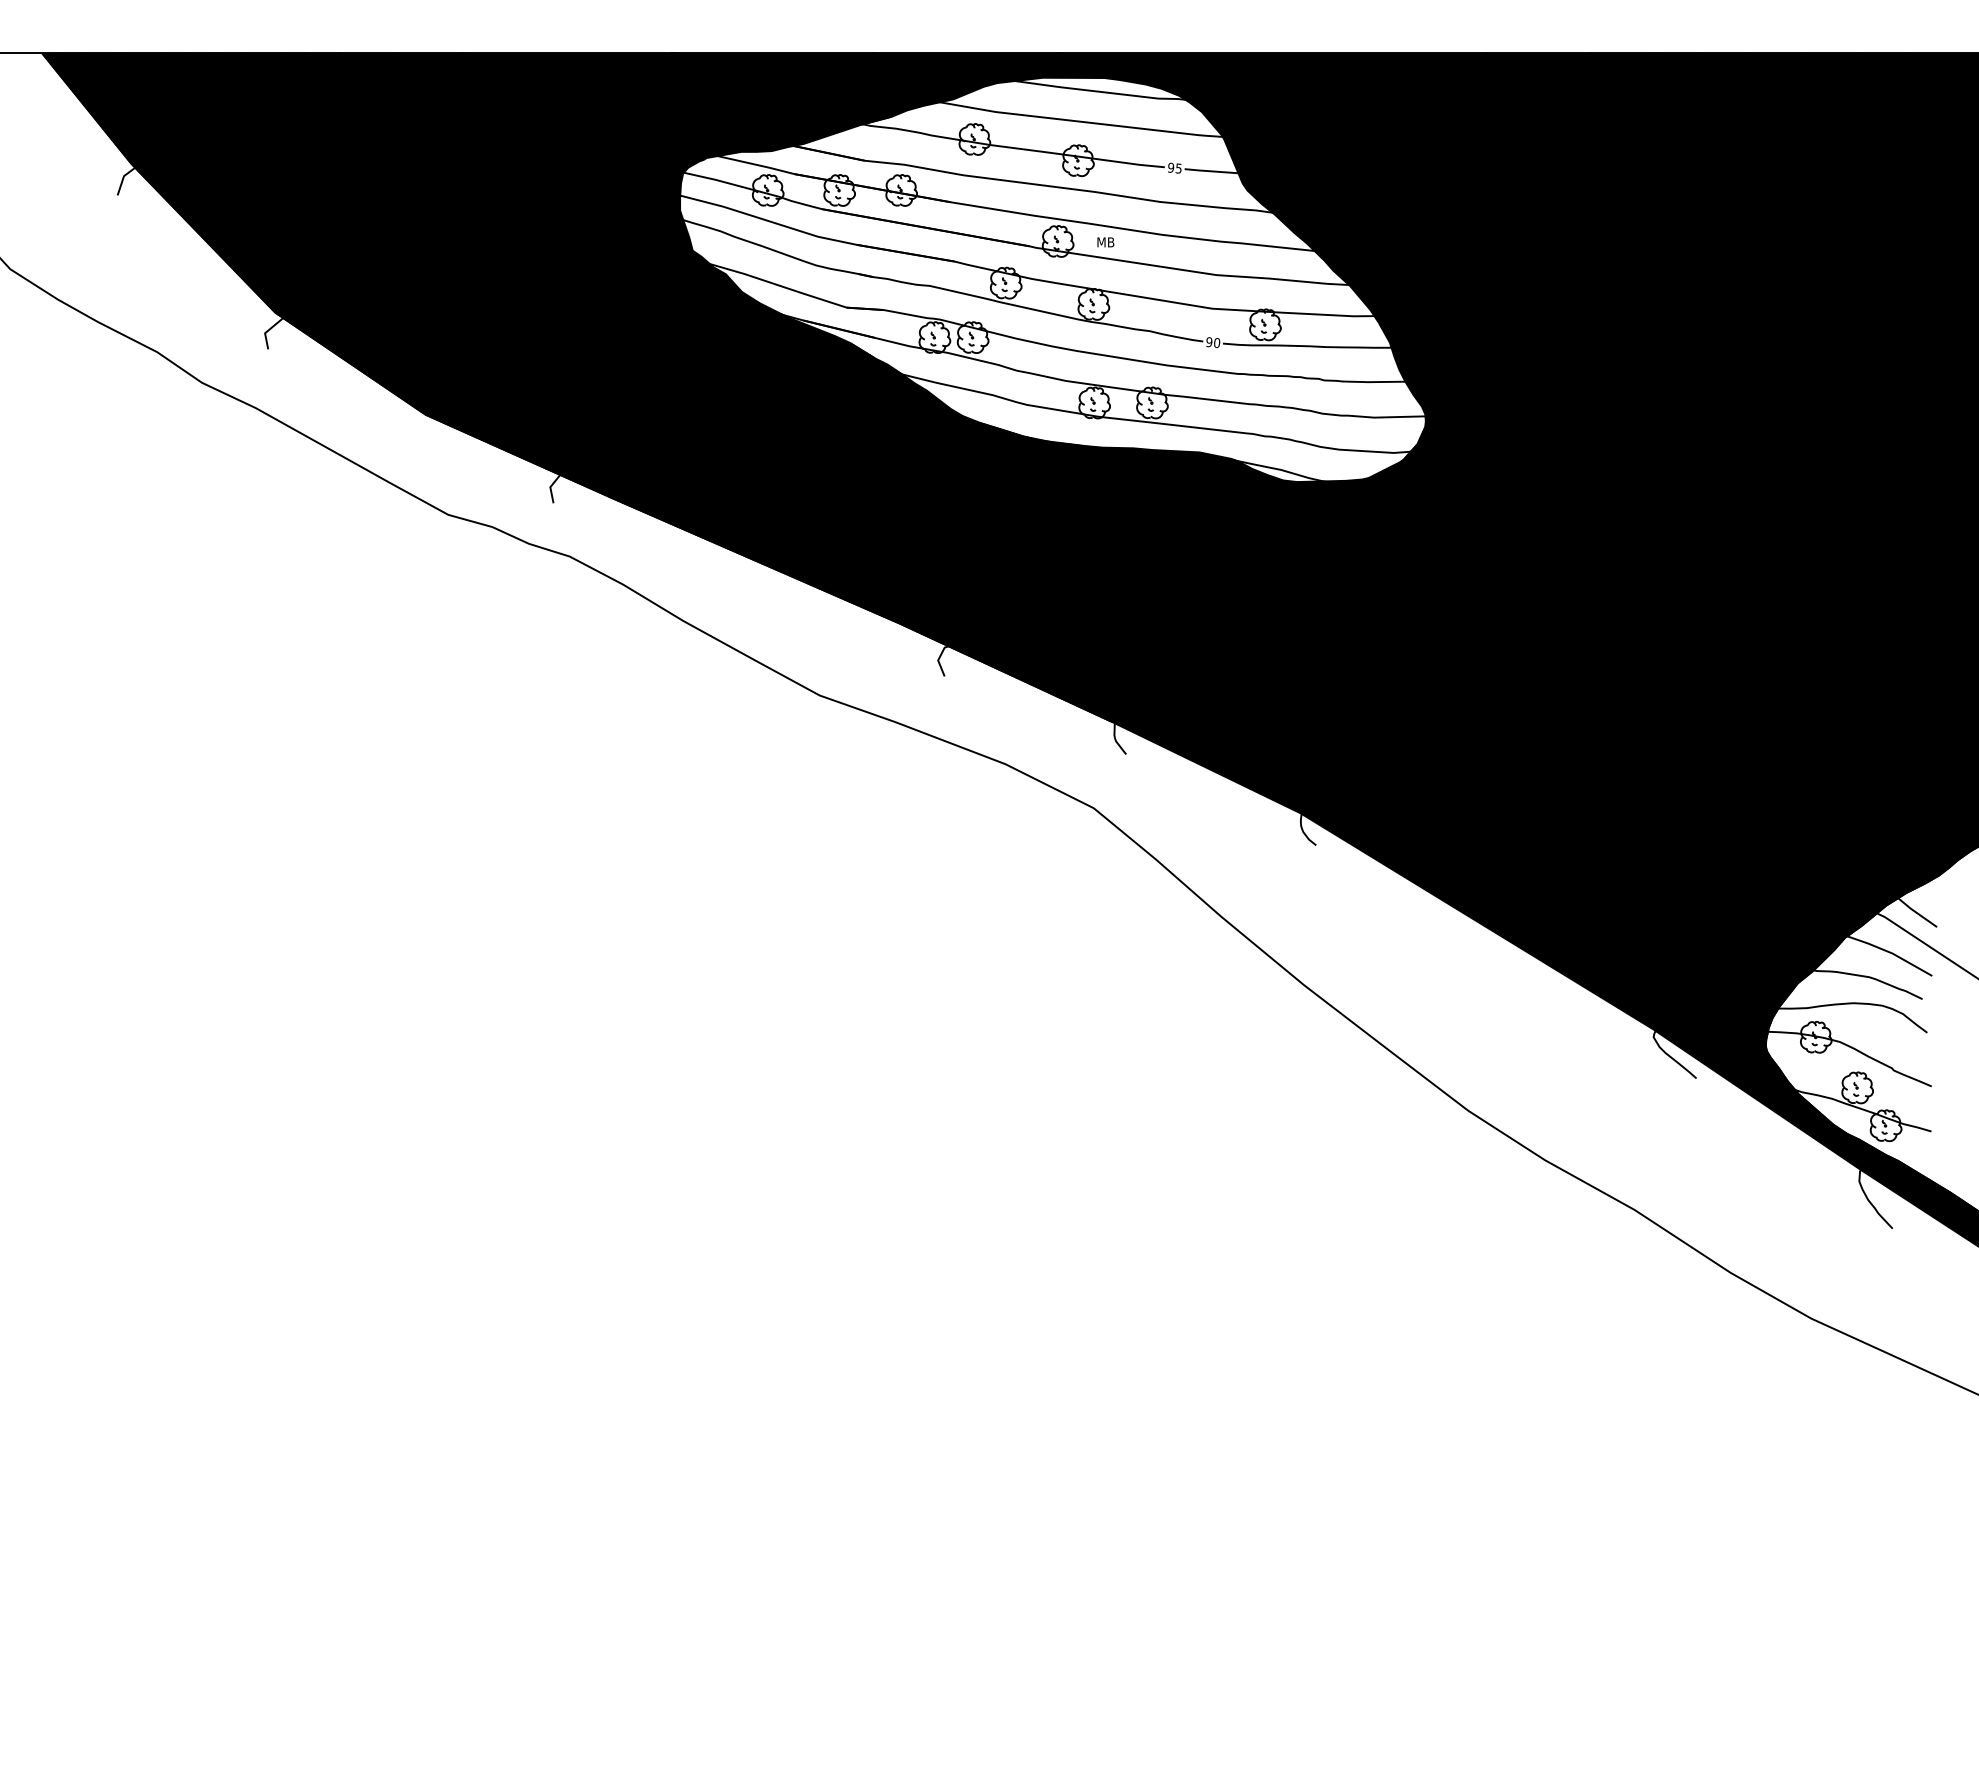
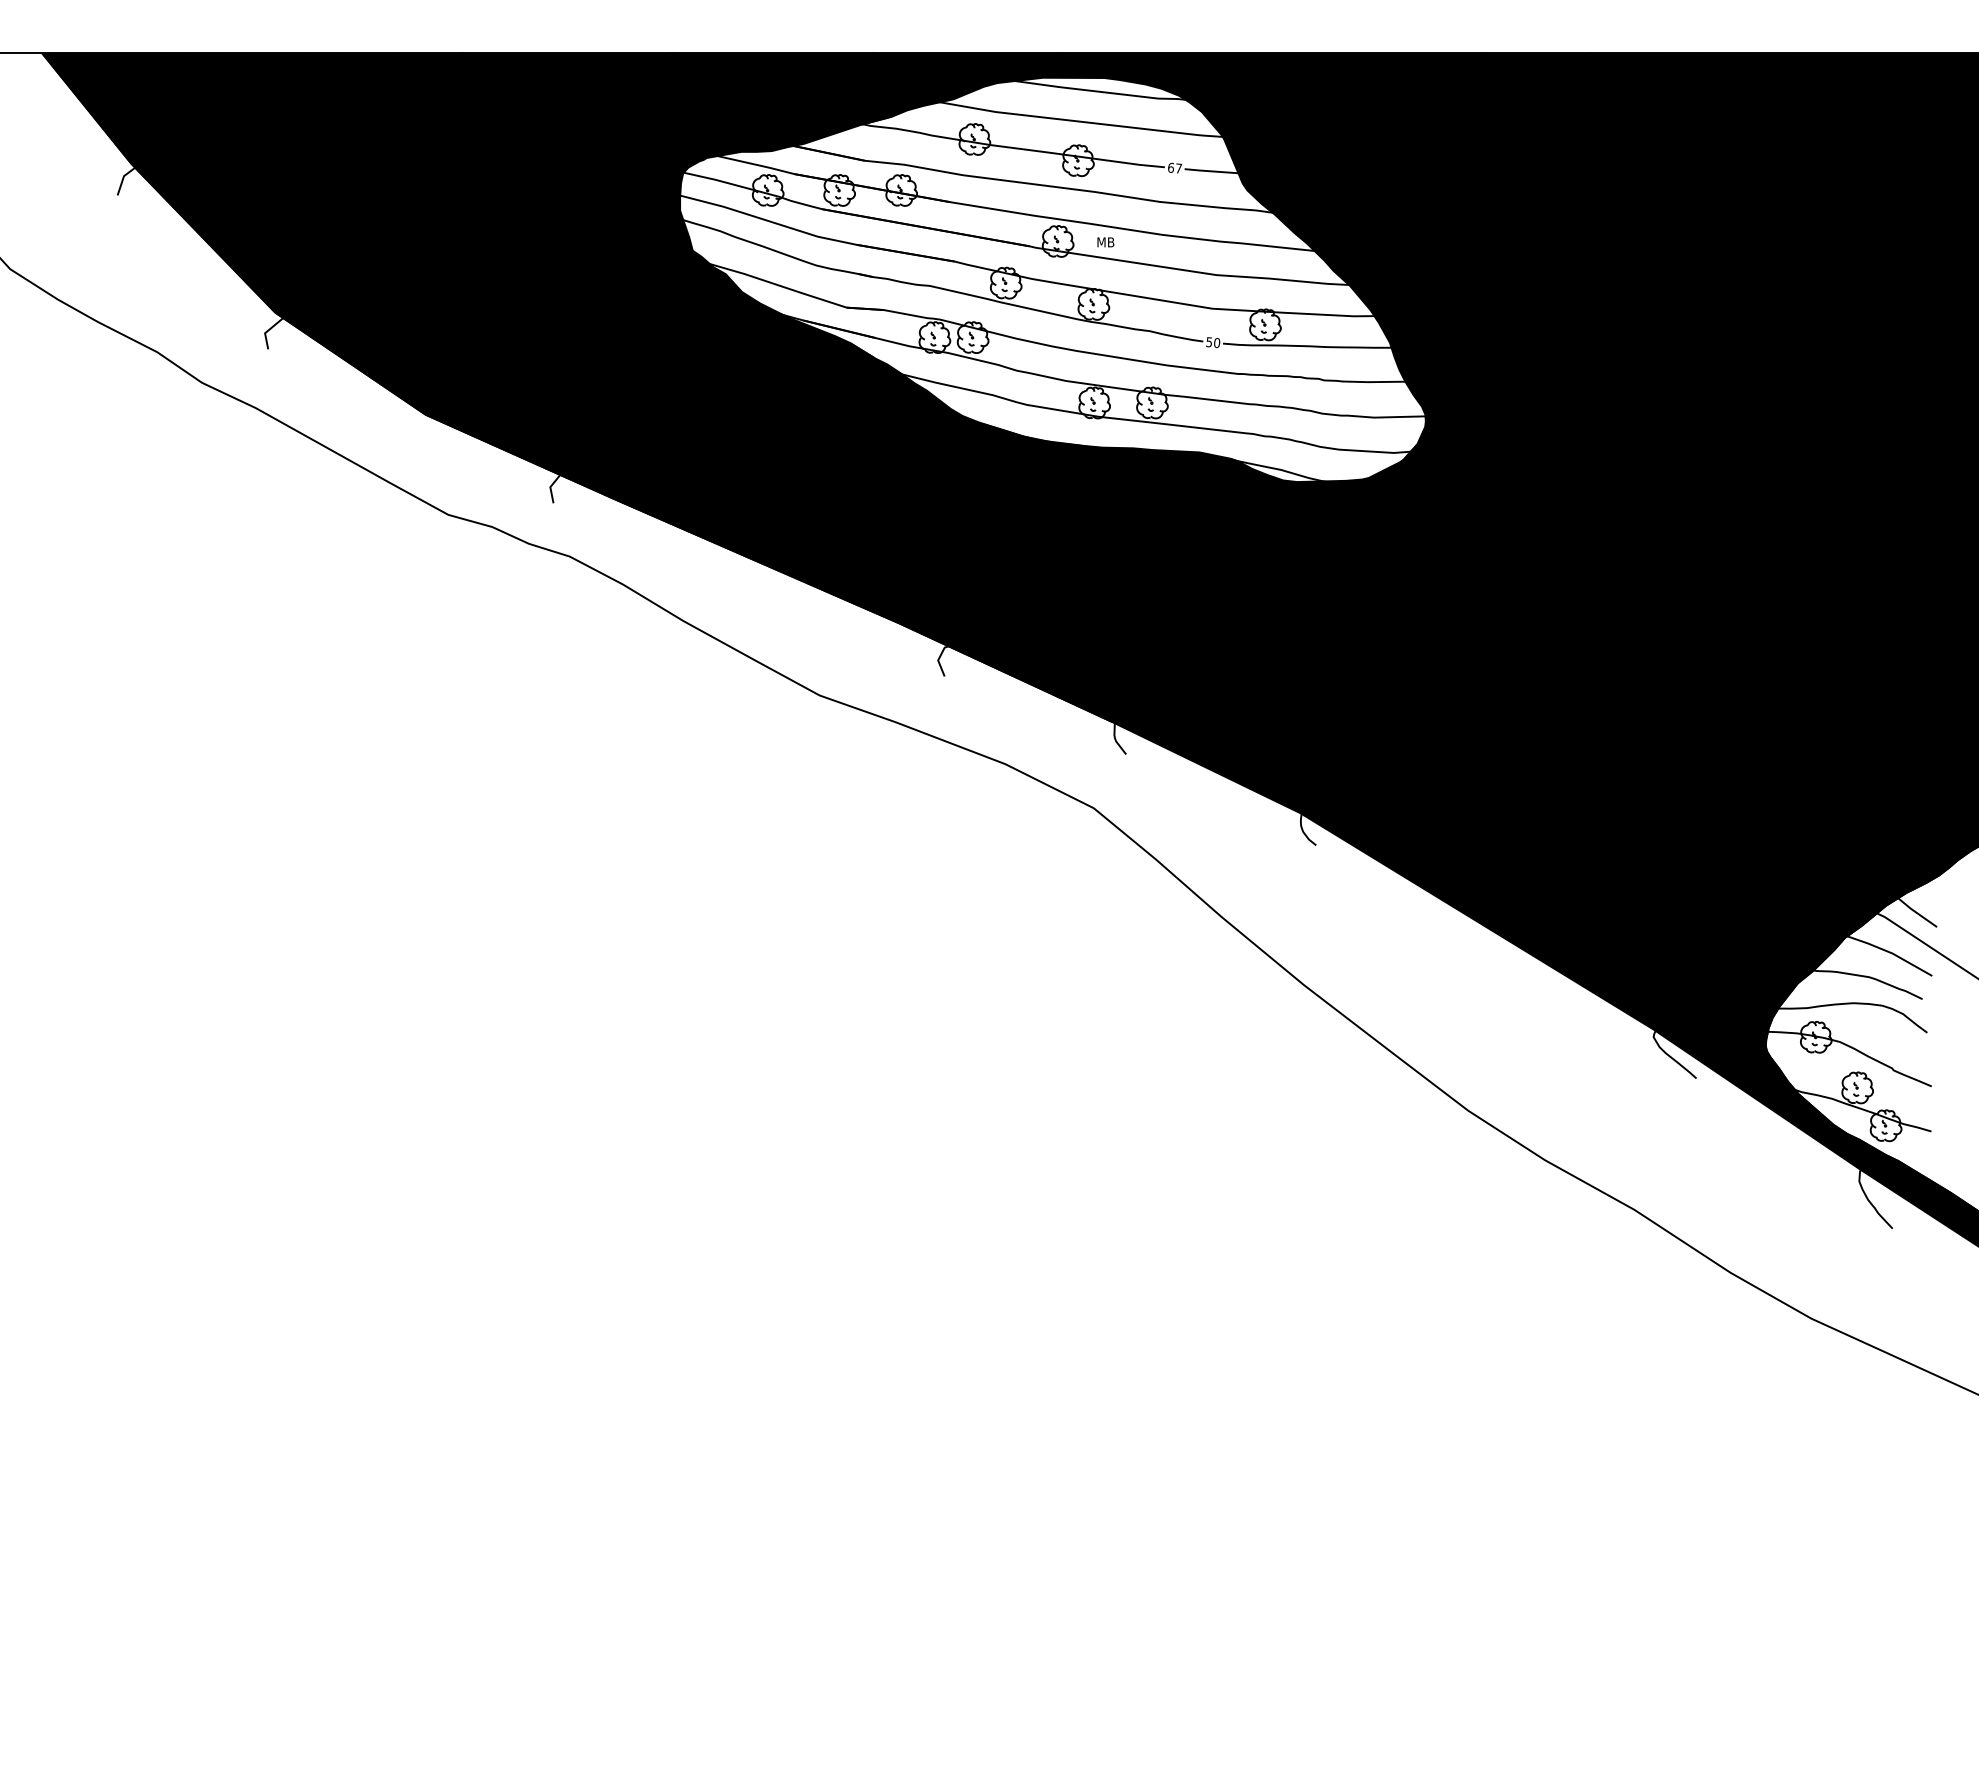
text: 95 -> 67 (1175, 167)
text: 90 -> 50 (1209, 342)
